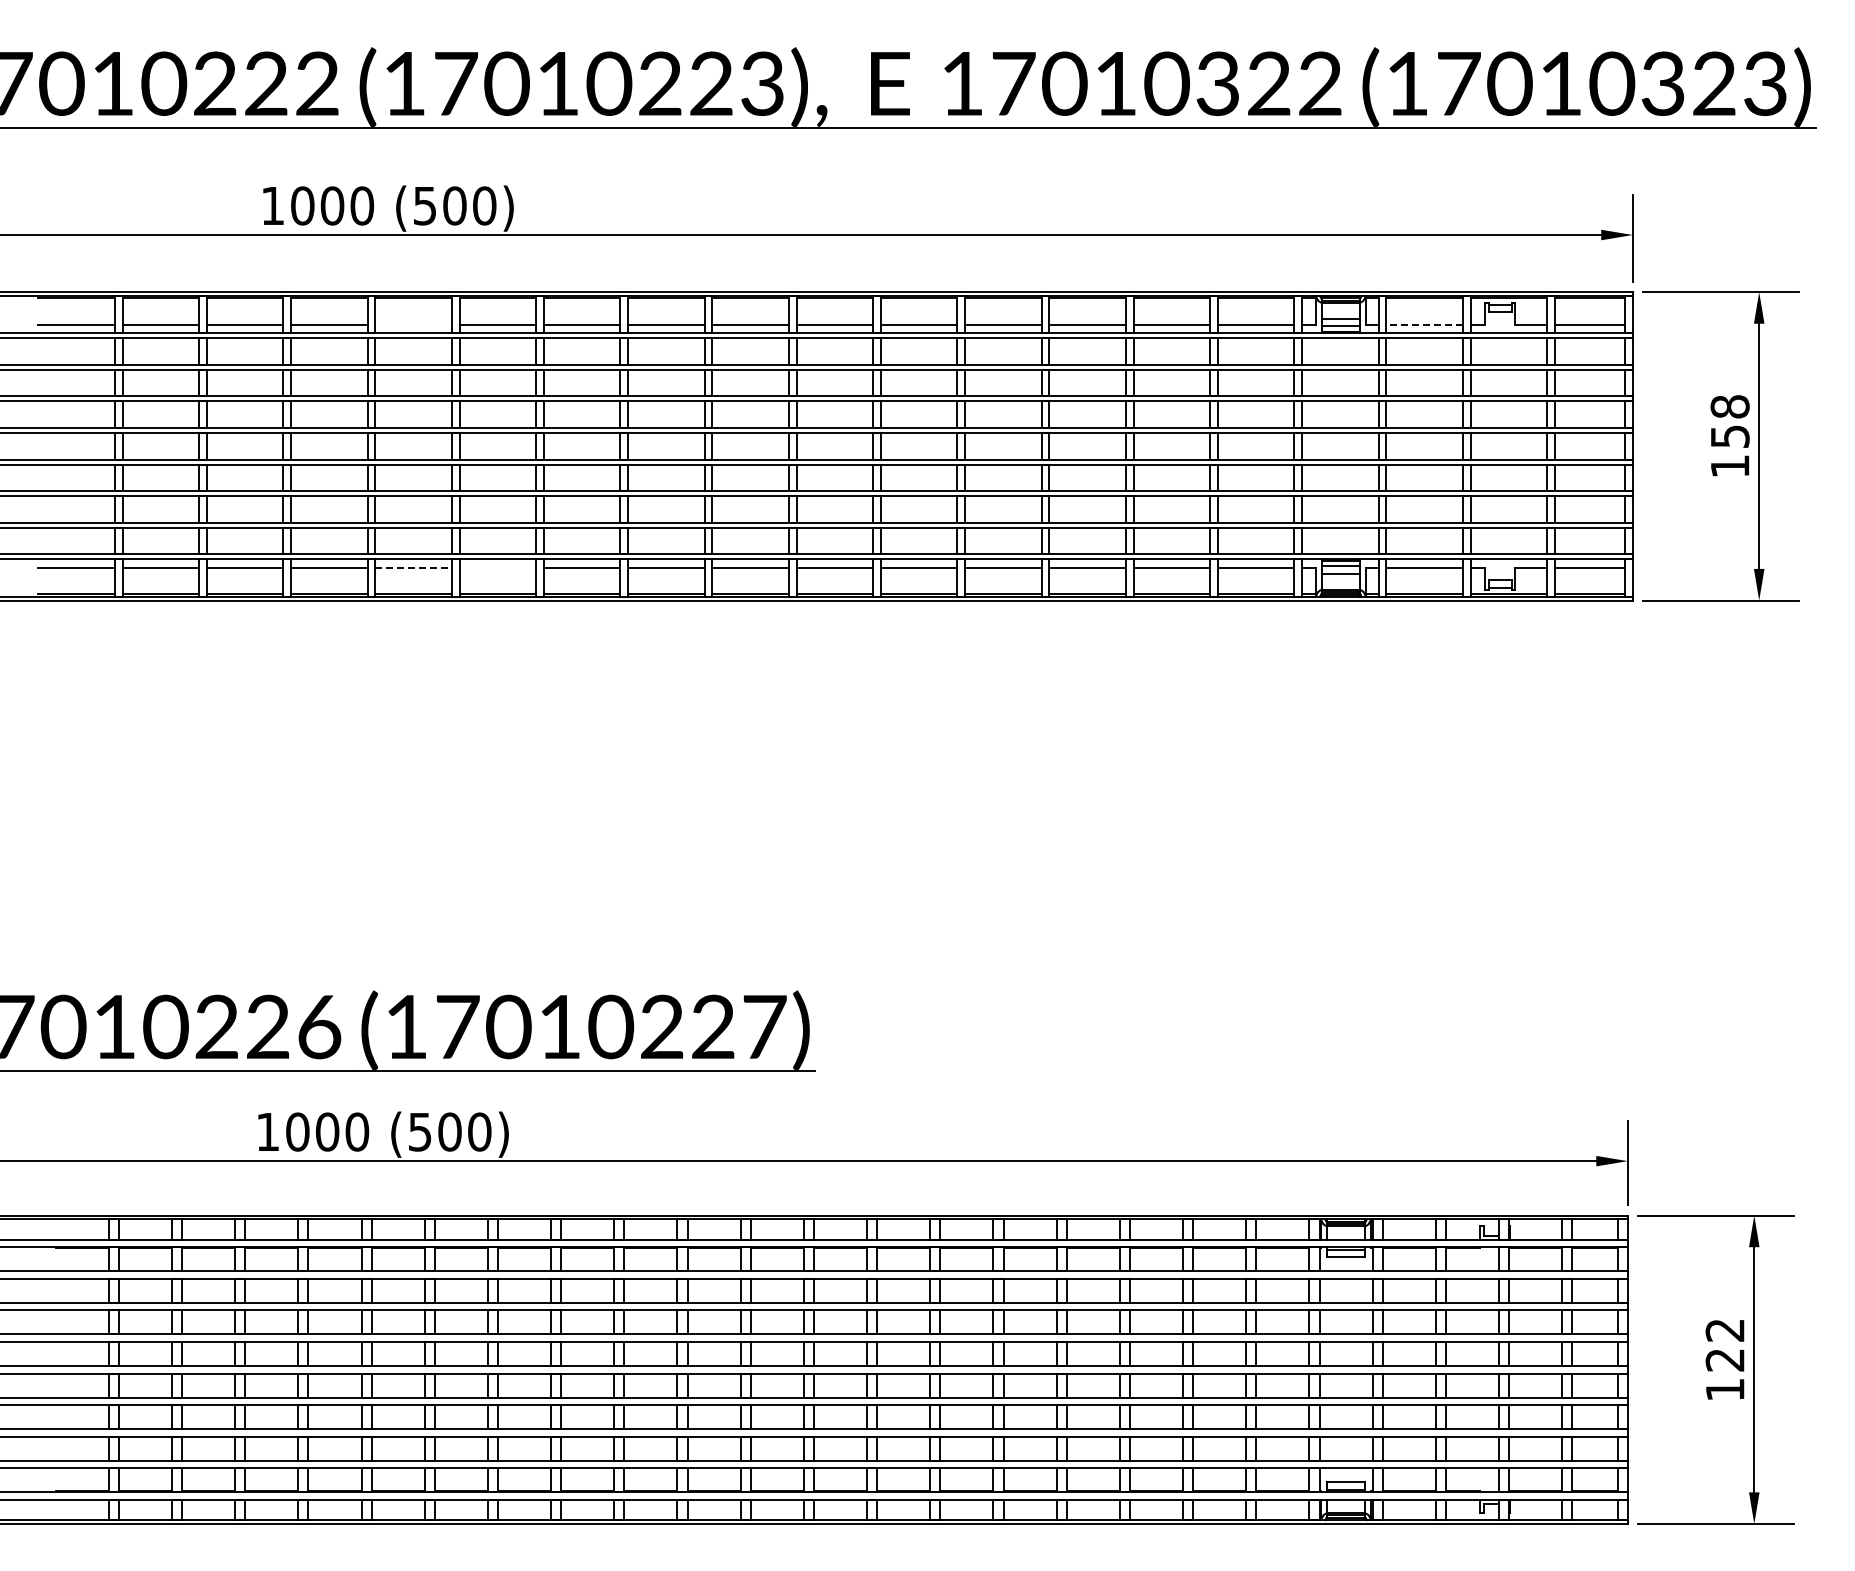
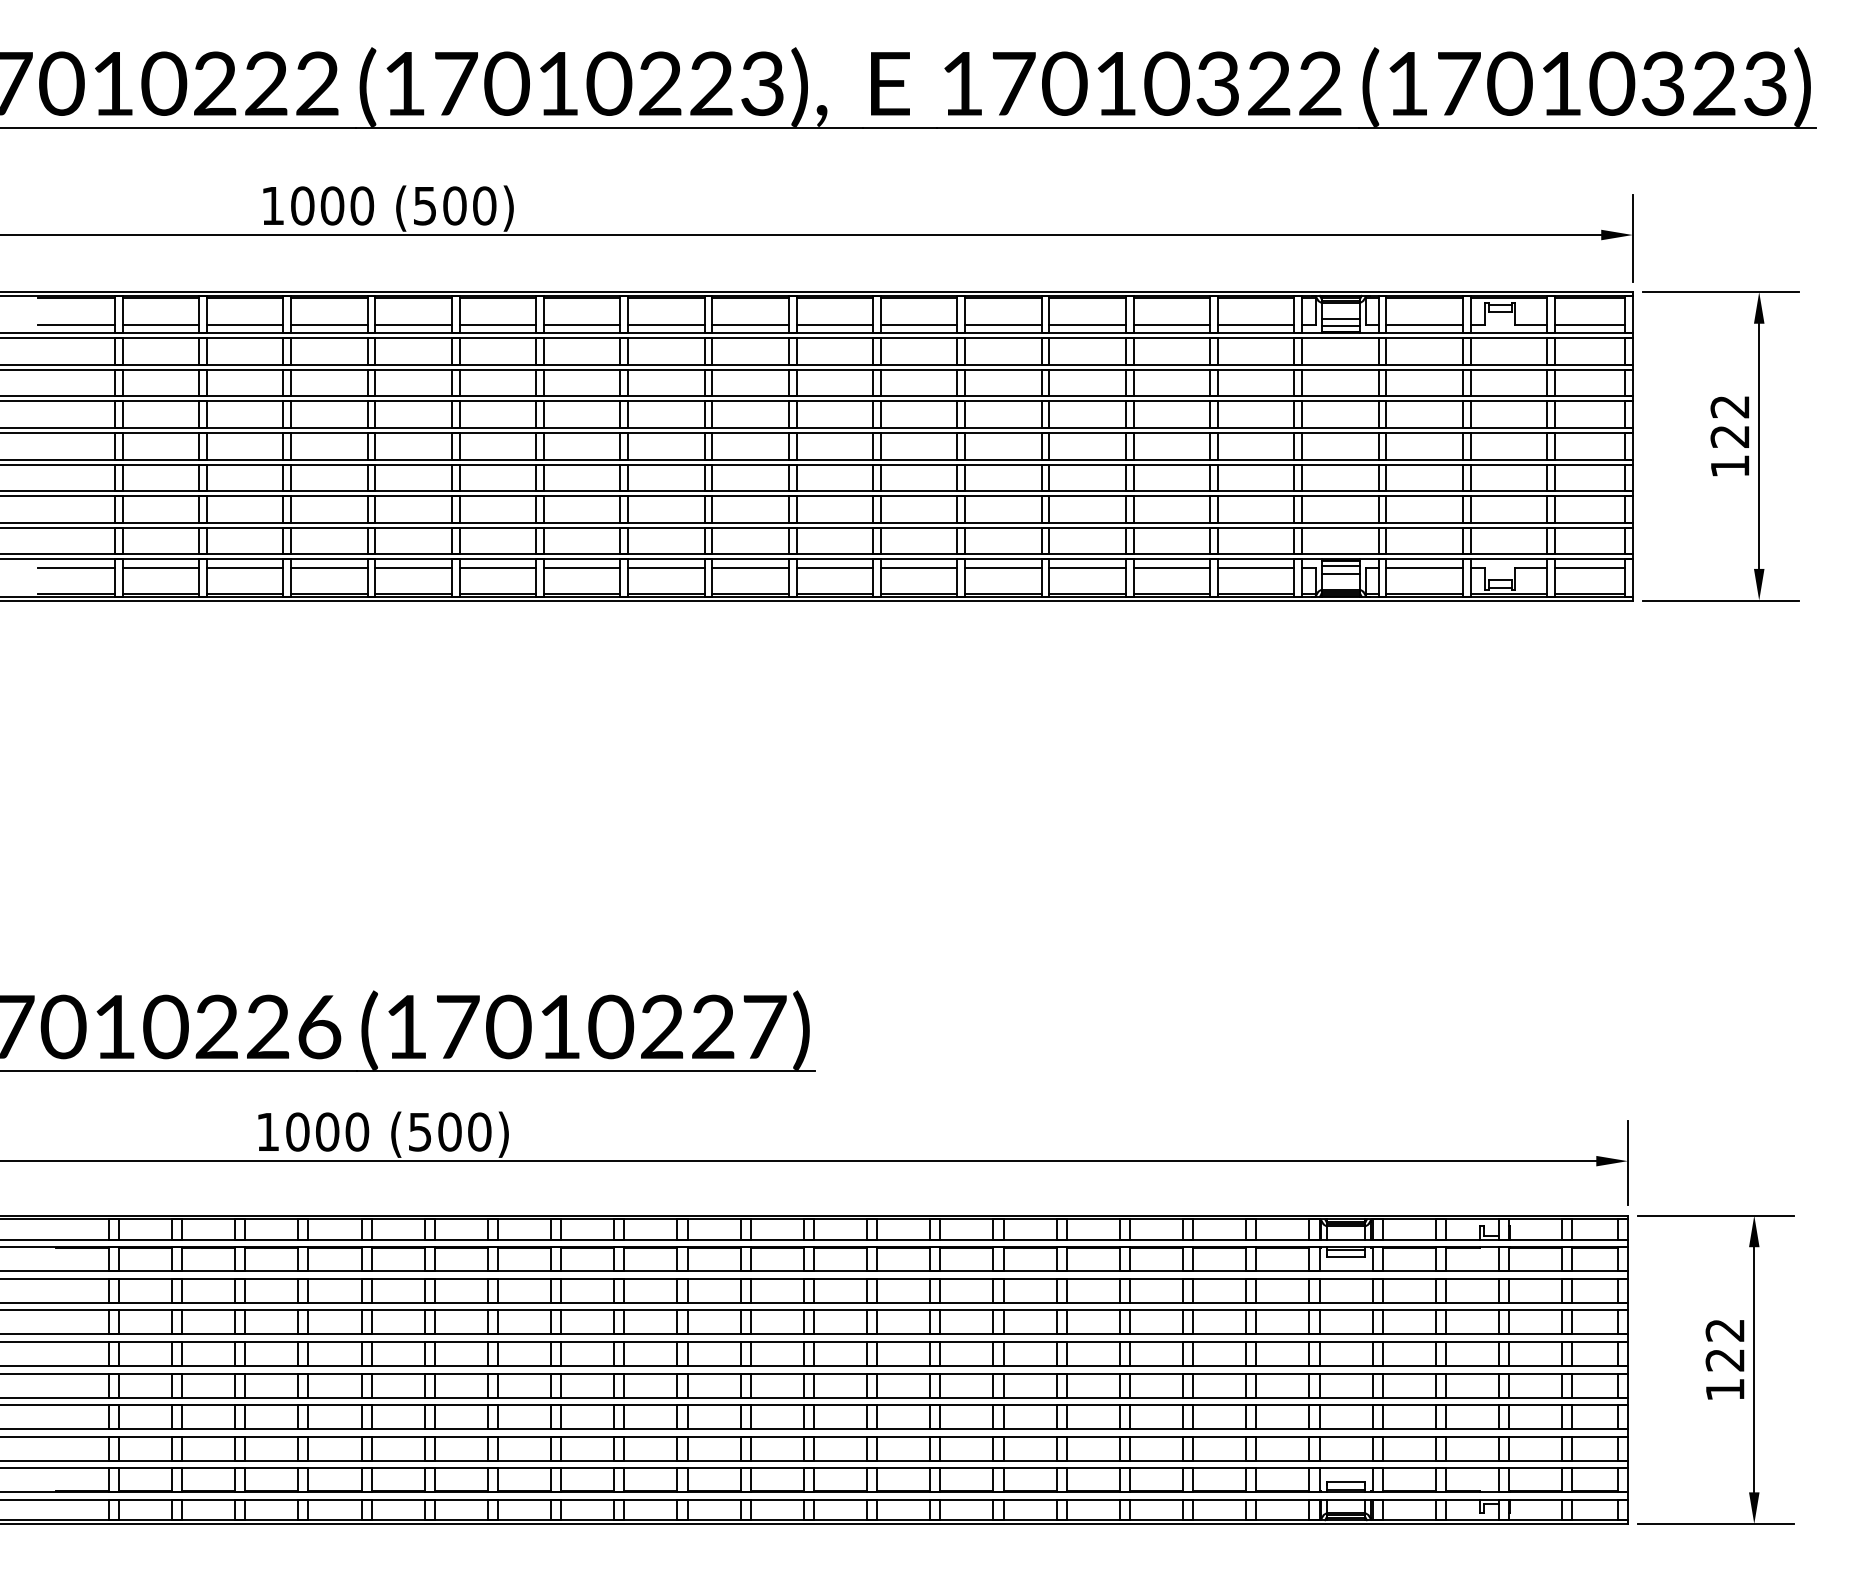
line: none -> present (413, 325)
line: dashed -> solid (1424, 325)
text: 158 -> 122 (1729, 421)
line: dashed -> solid (414, 567)
line: none -> present (497, 567)
